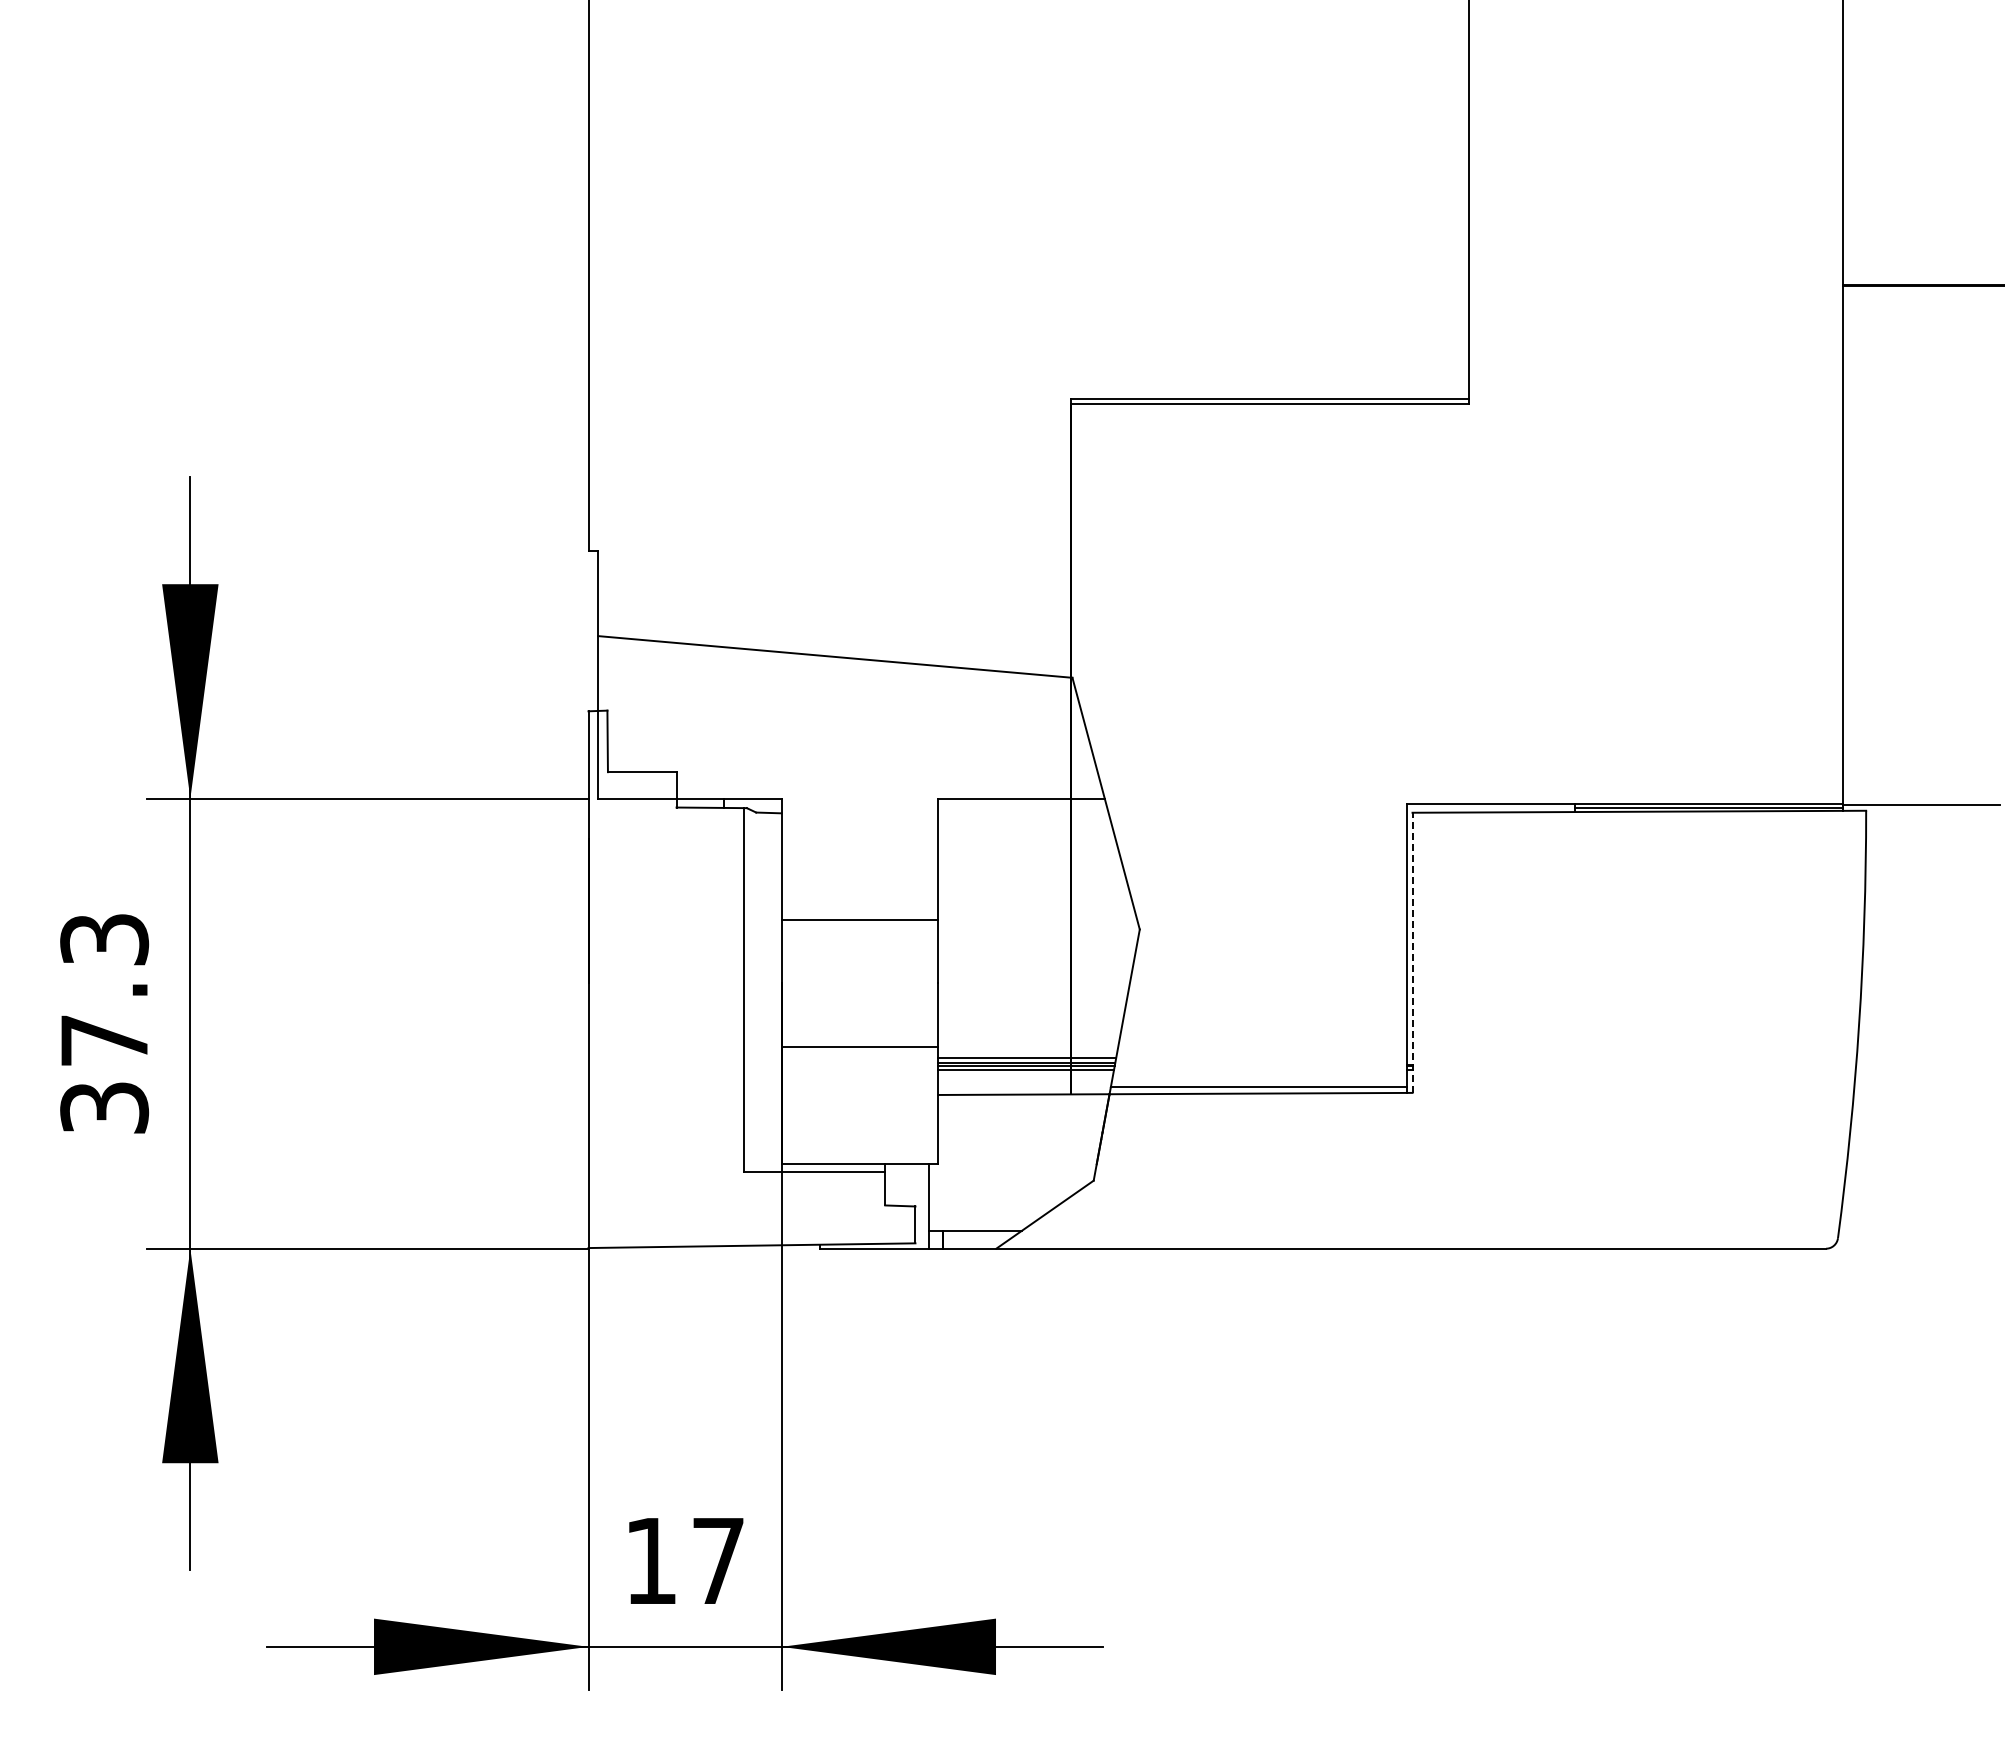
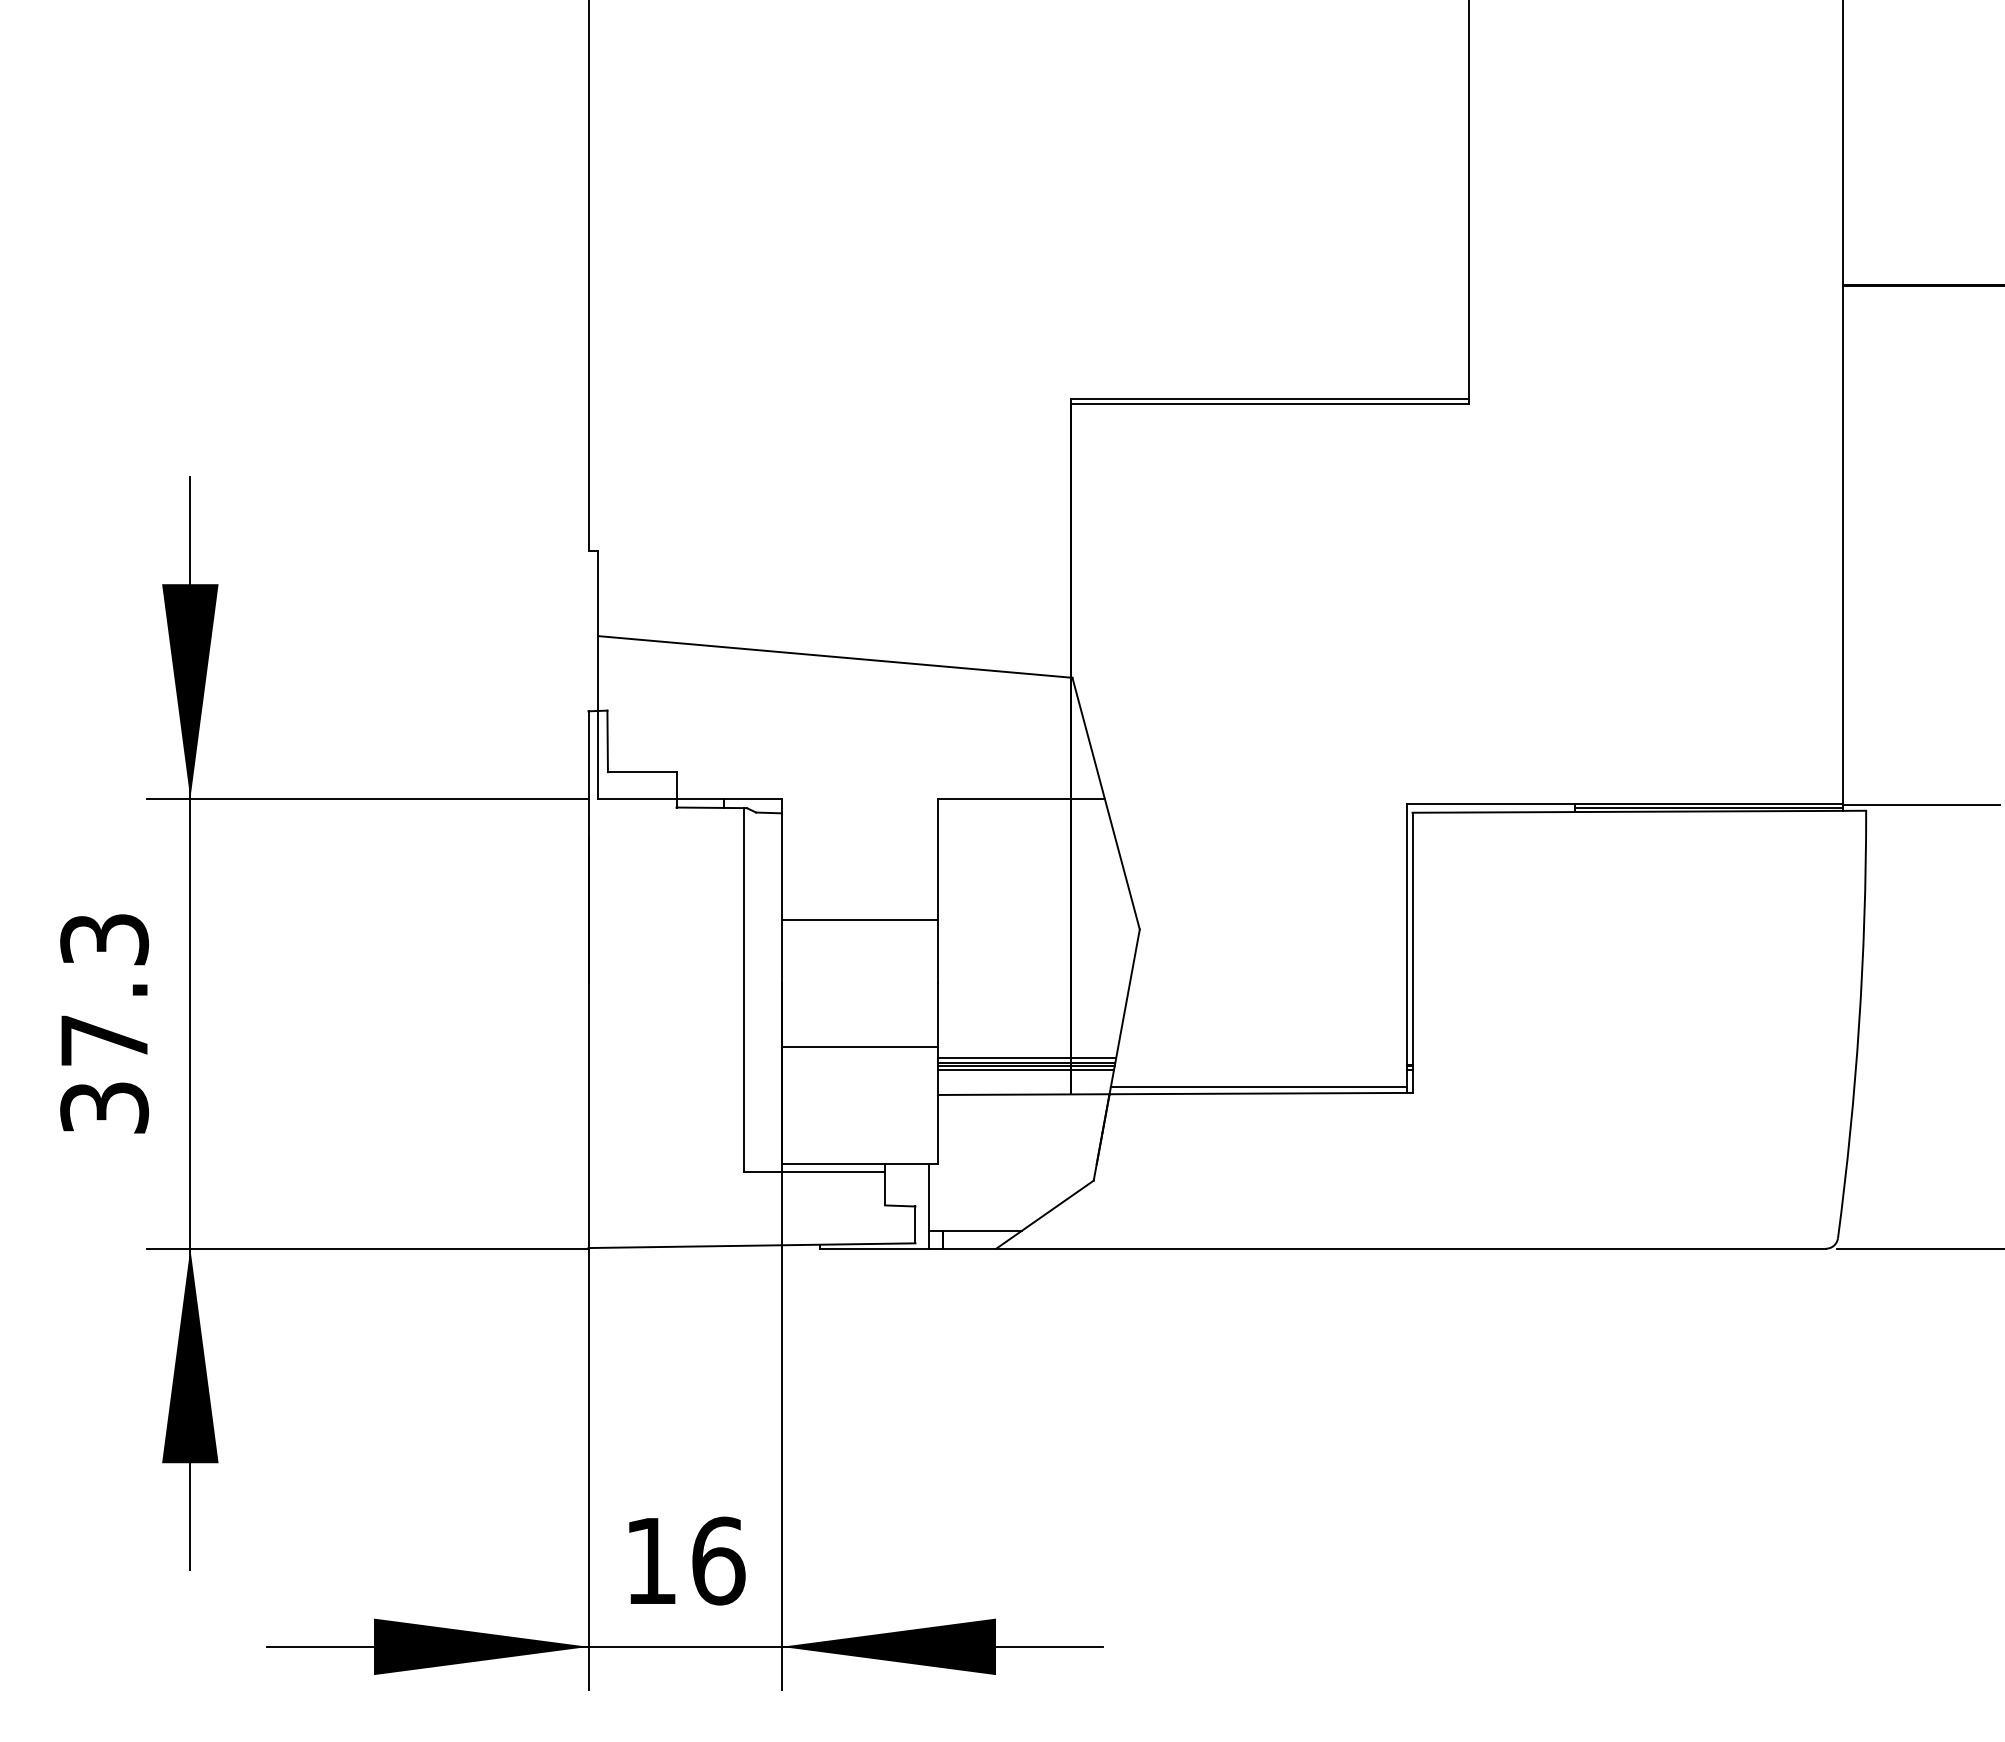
line: dashed -> solid (1412, 952)
line: none -> present (1918, 1248)
text: 17 -> 16 (718, 1560)
